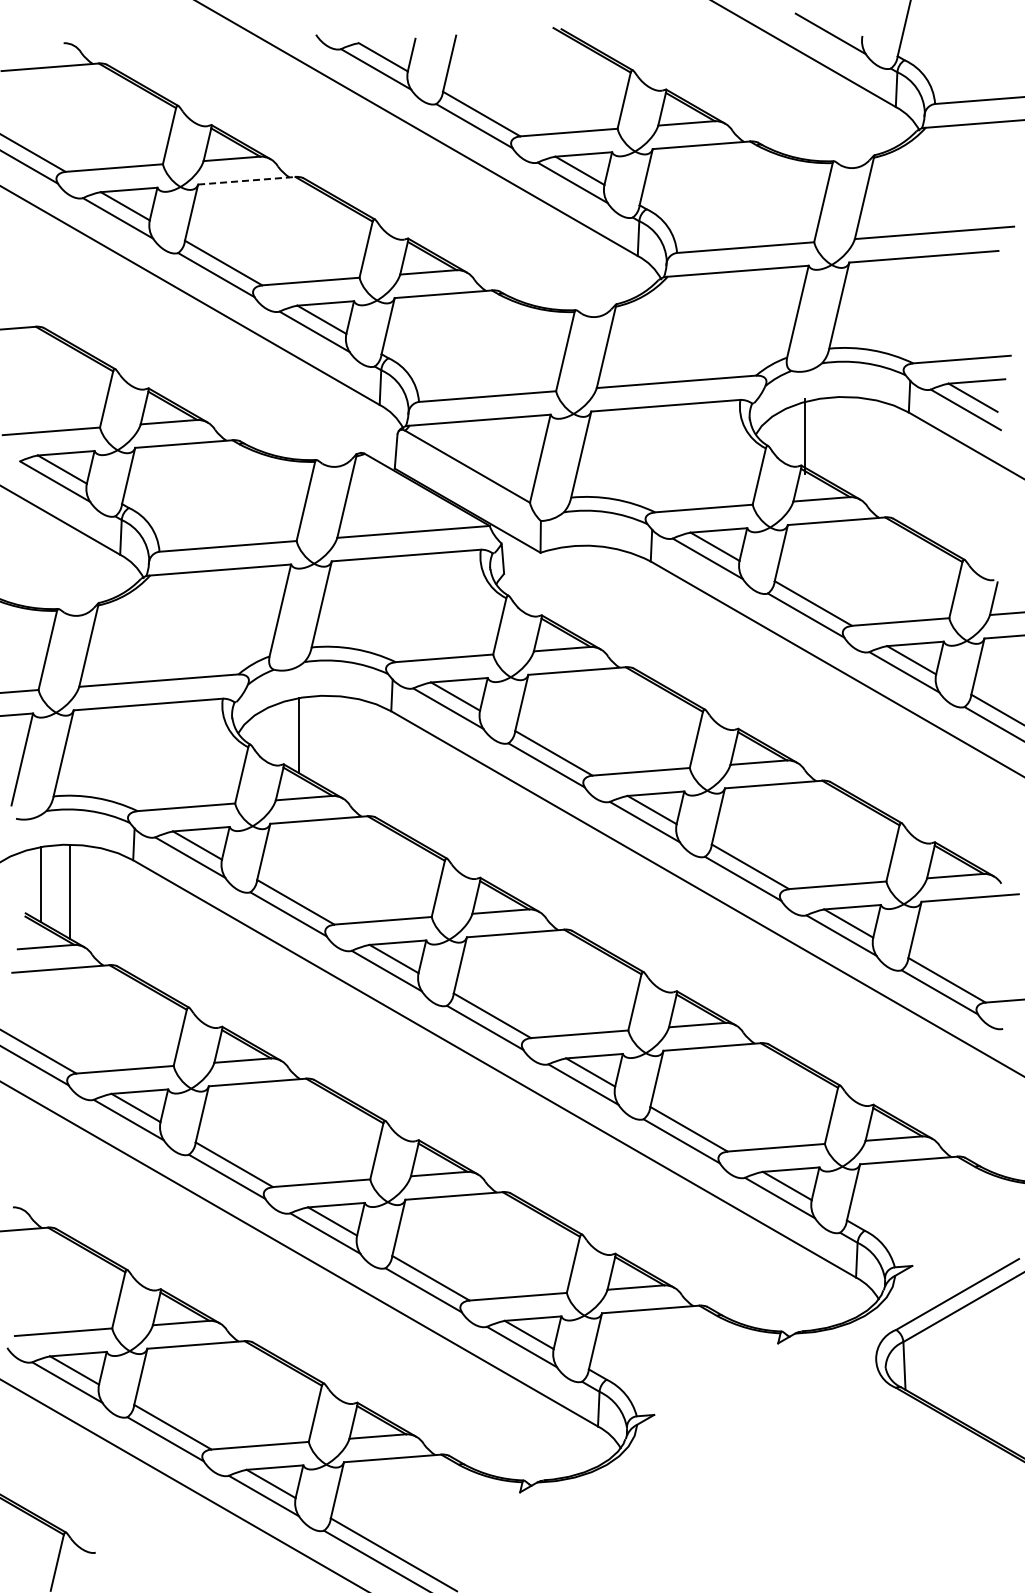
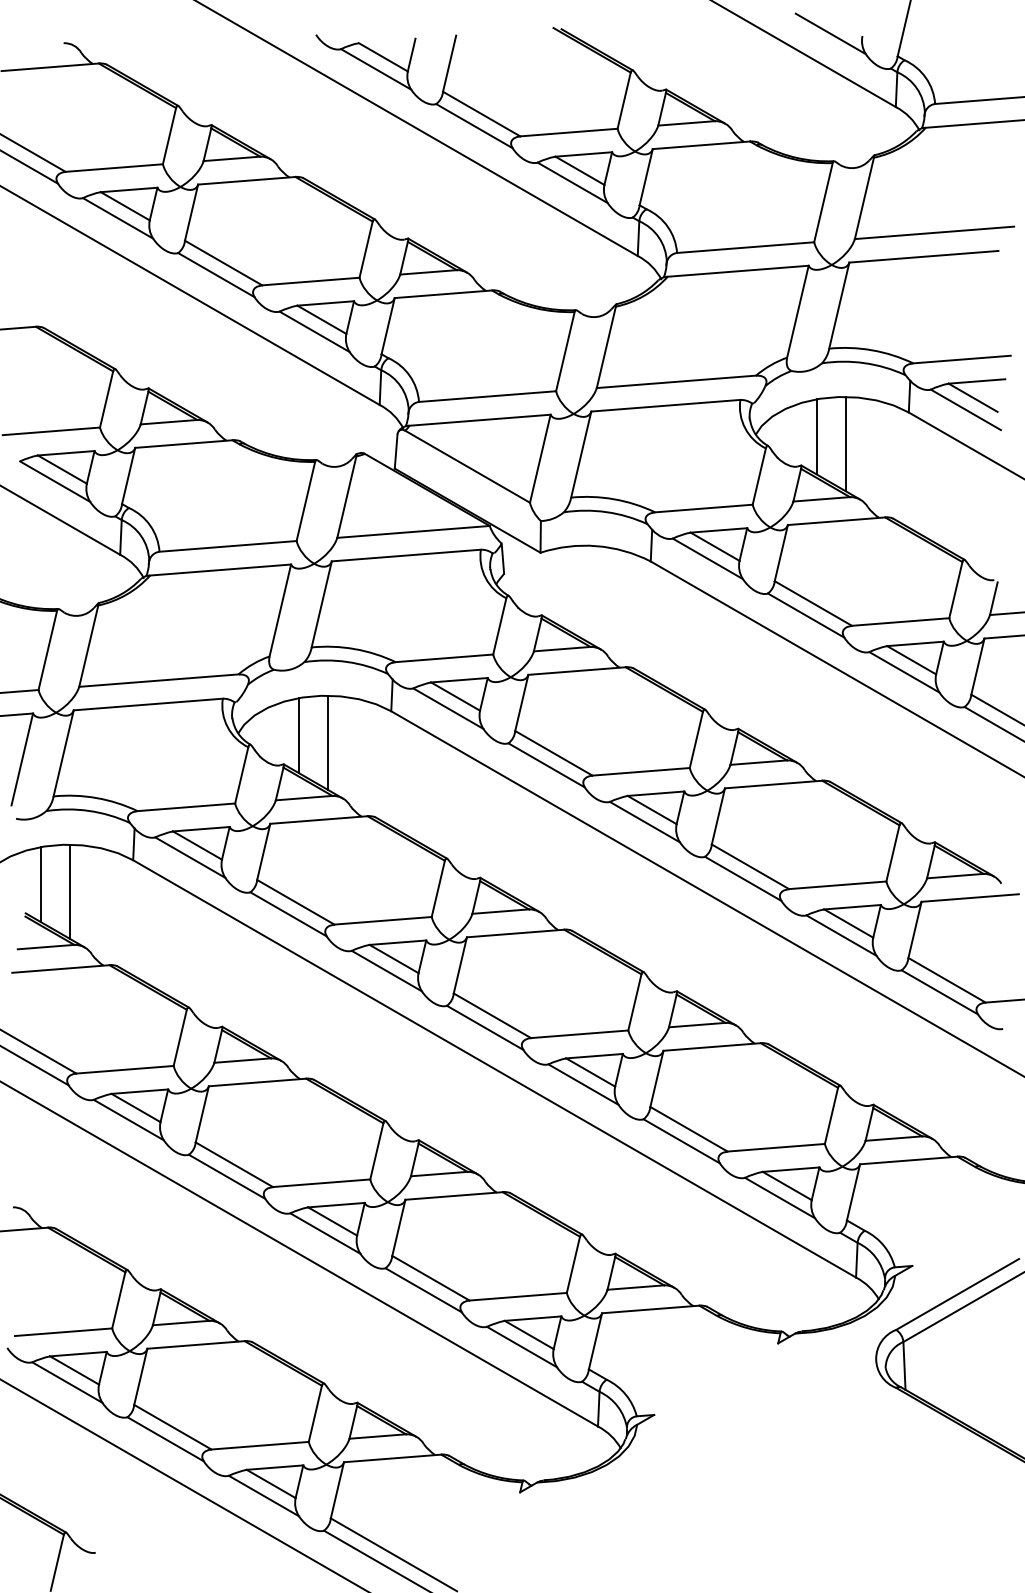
line: dashed -> solid (246, 180)
line position: (804, 436) -> (816, 436) (816, 436)
line: none -> present (845, 443)
line: none -> present (327, 742)
